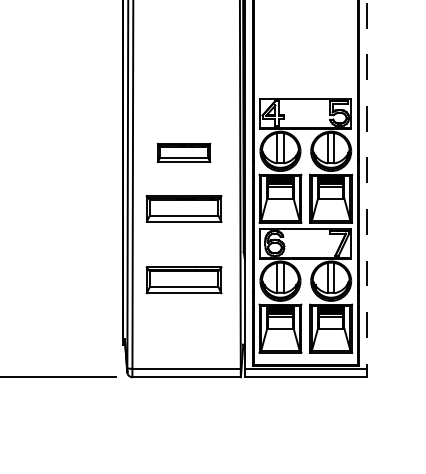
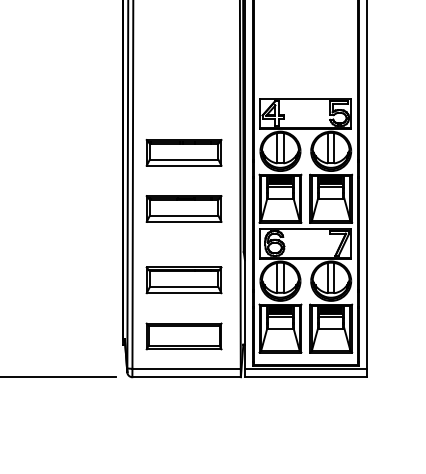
part size: 56x21 px -> 78x28 px (183, 152)
line: dashed -> solid (366, 189)
part: none -> present (183, 336)
